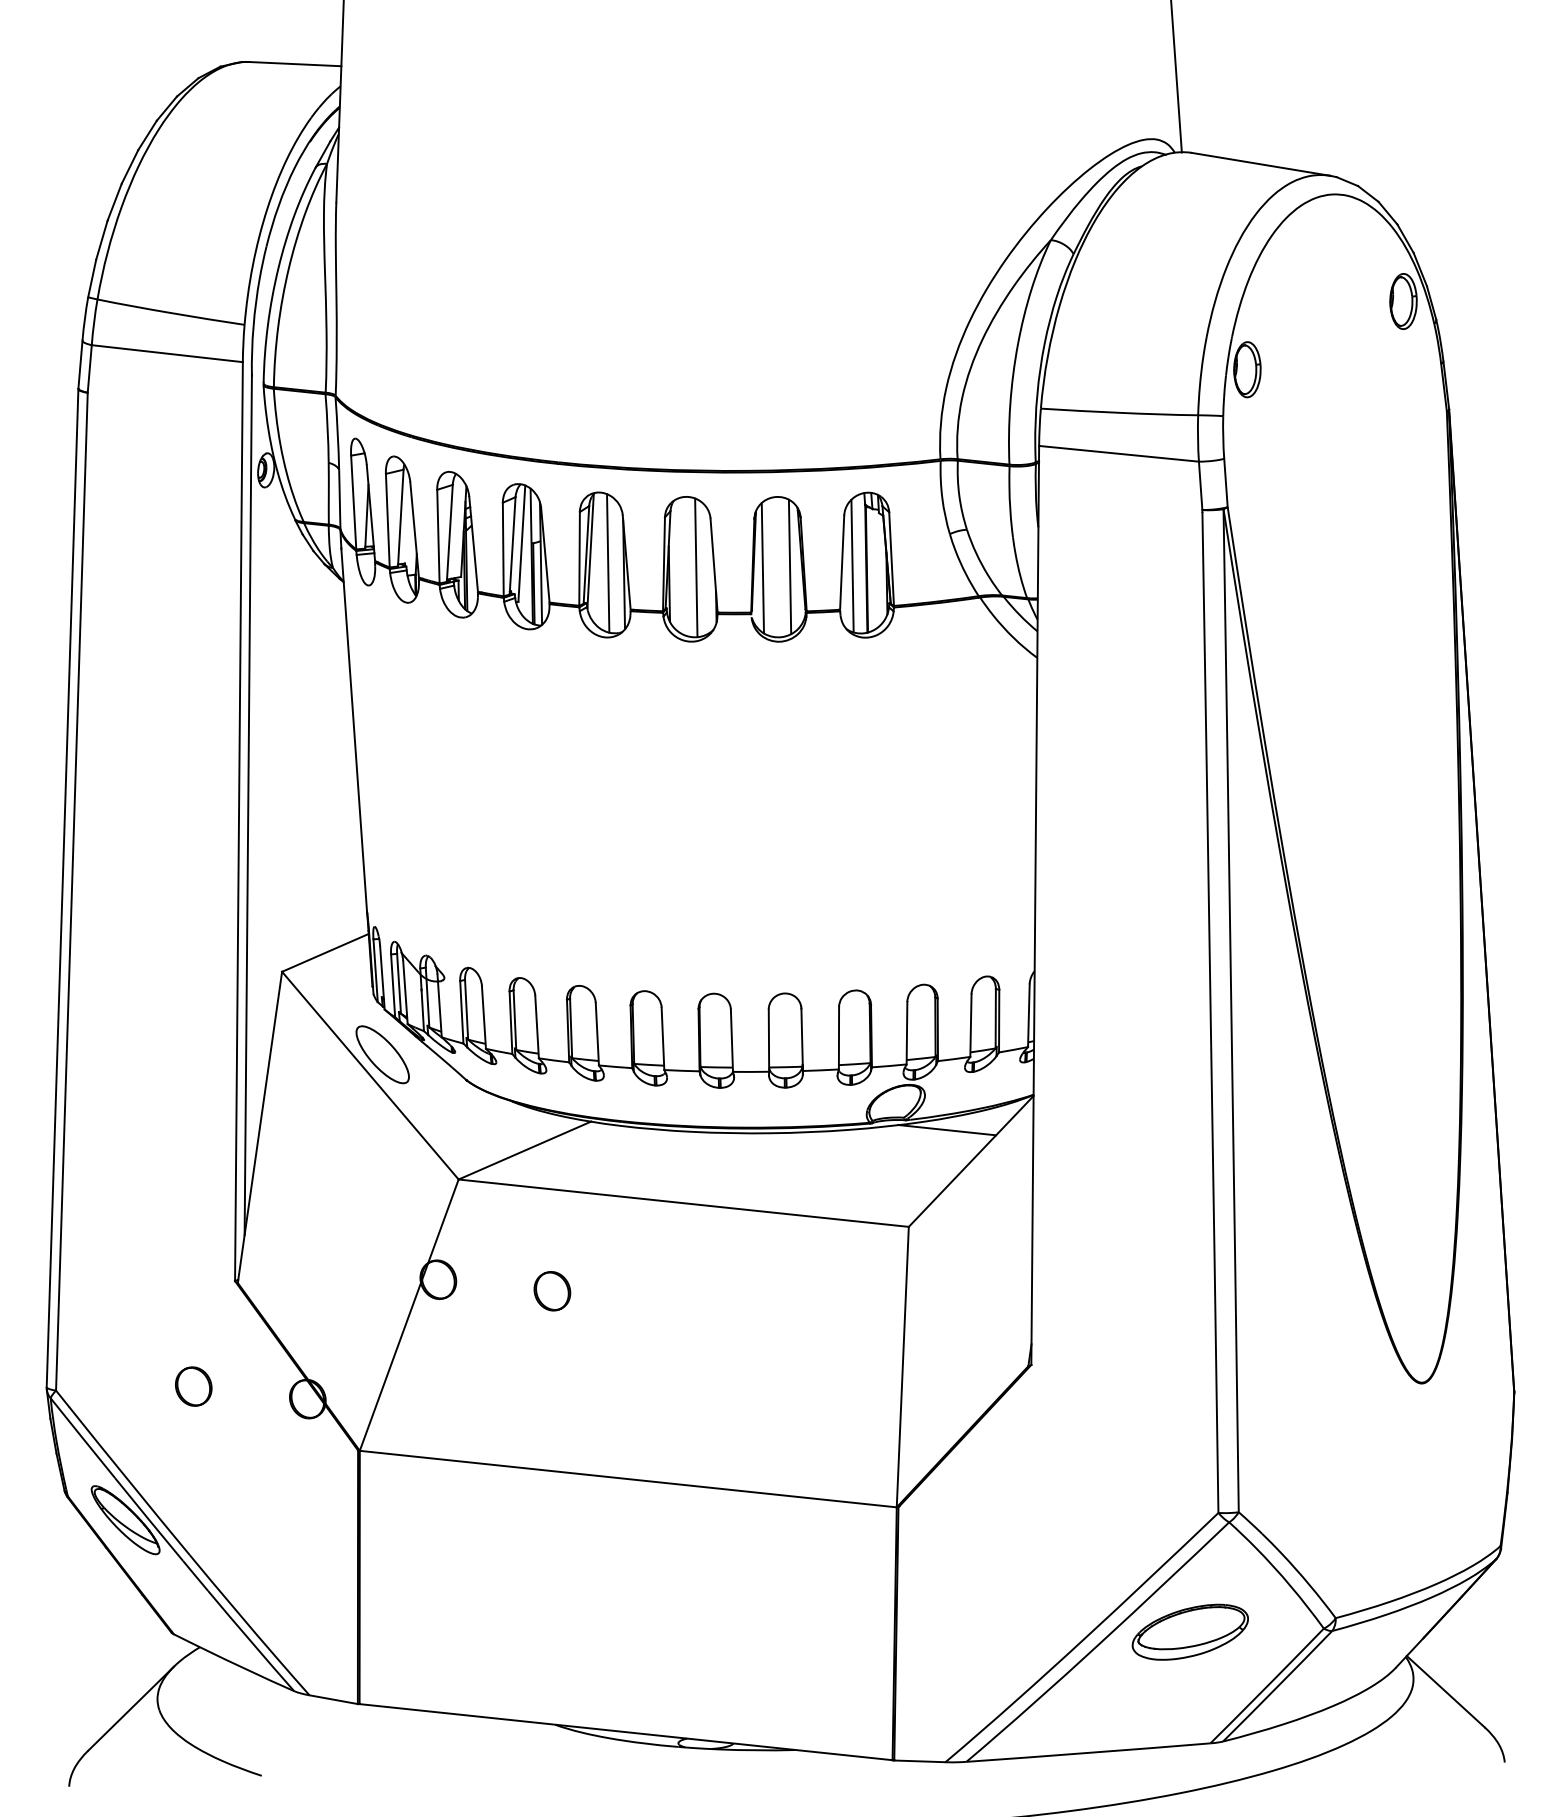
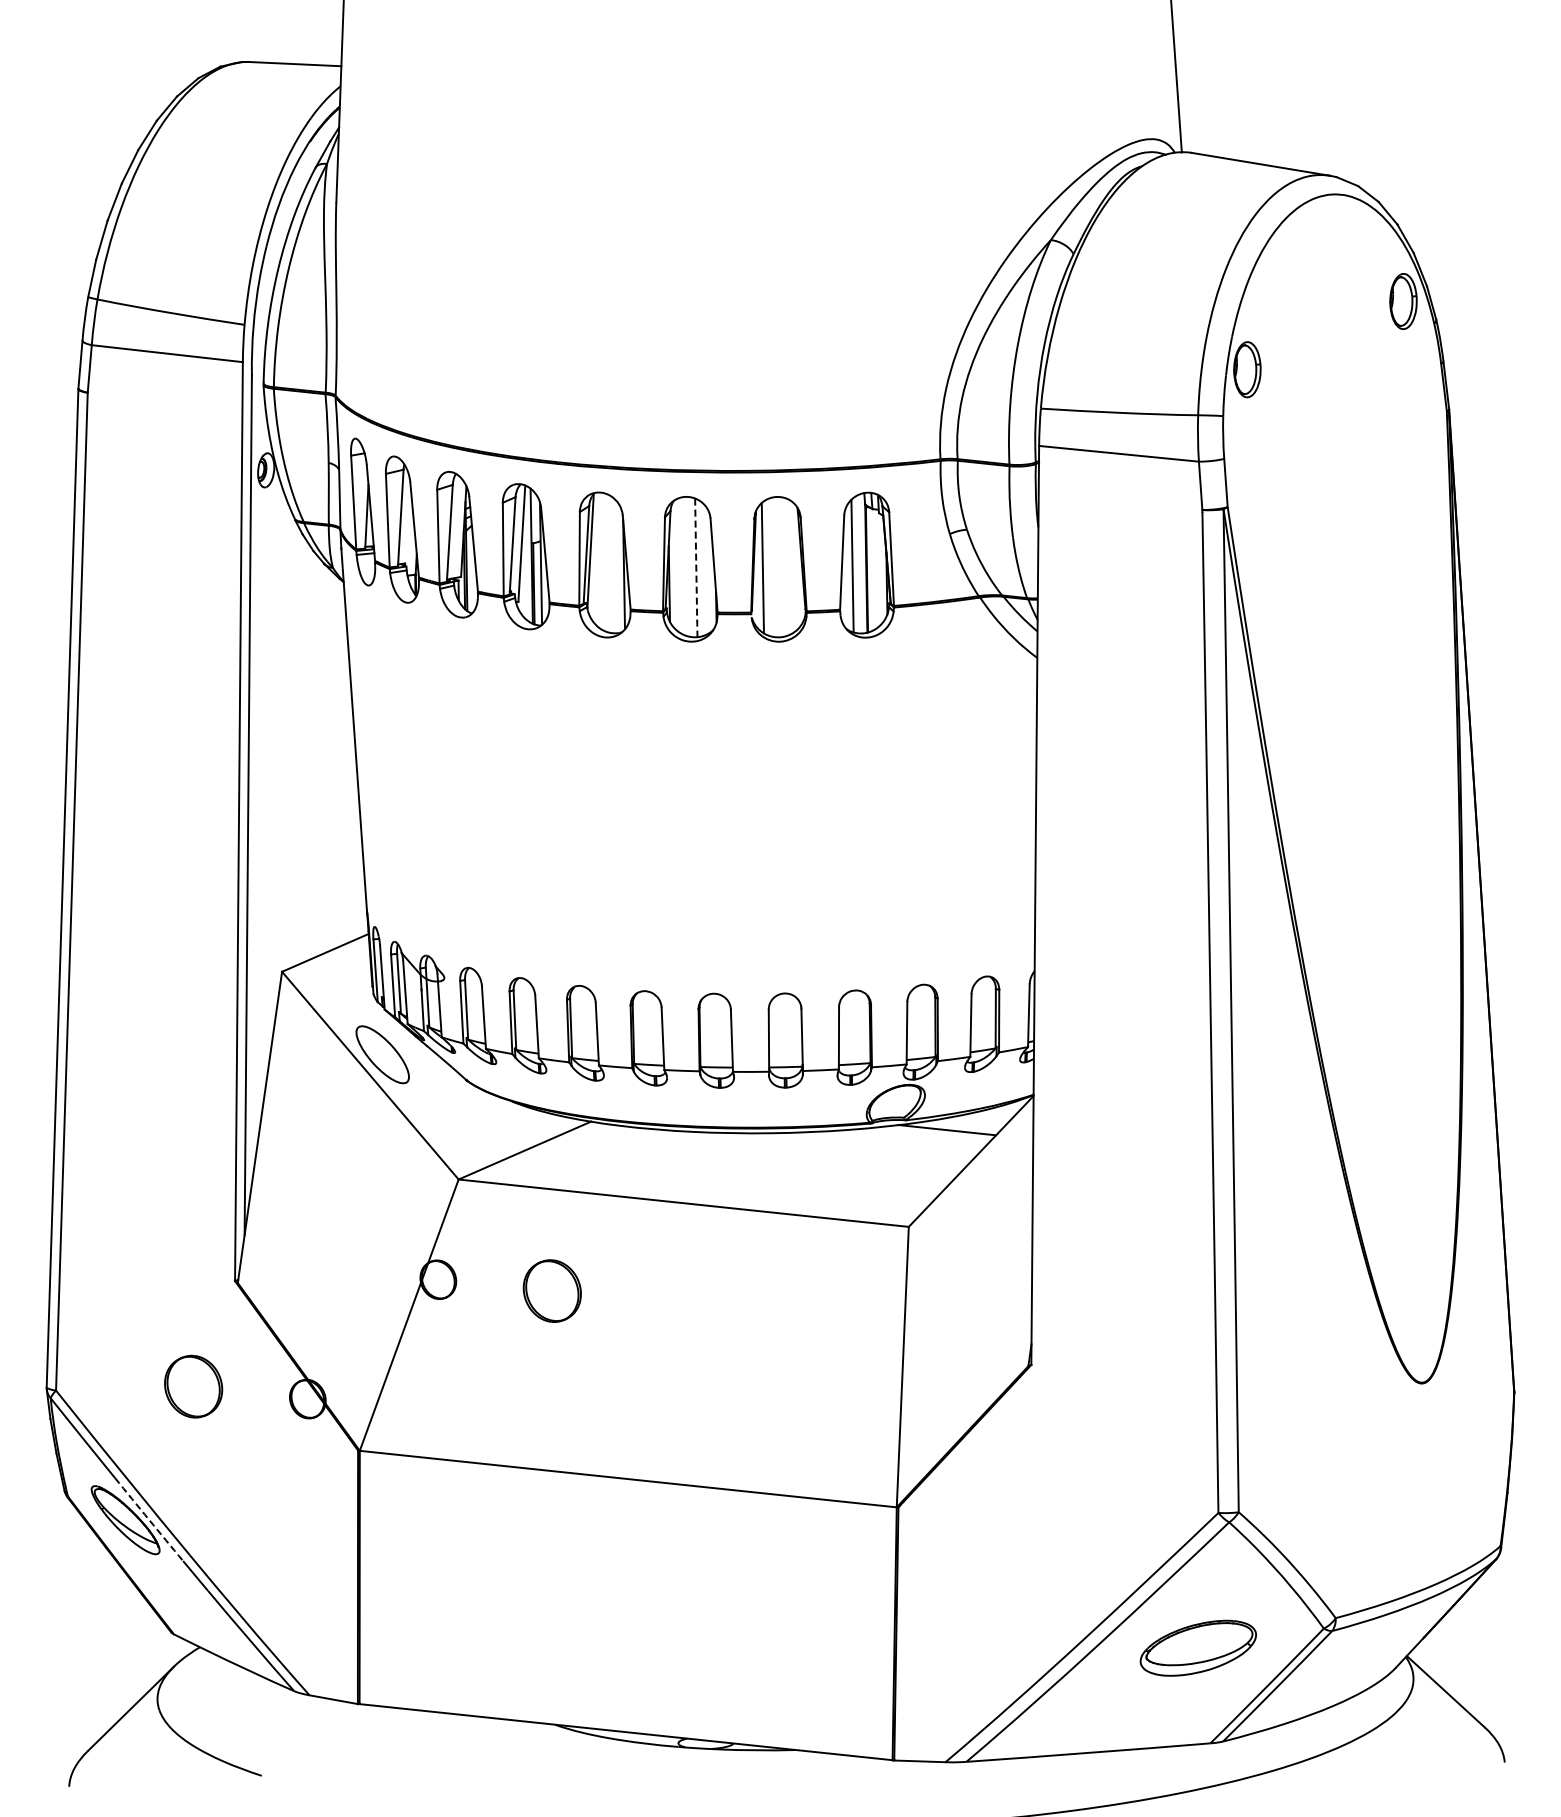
line: present -> none (608, 563)
line: present -> none (789, 566)
line: solid -> dashed (696, 568)
part size: 39x41 px -> 60x64 px (551, 1290)
part size: 38x41 px -> 60x65 px (193, 1386)
arc: solid -> dashed (149, 1519)
part position: (1189, 1631) -> (1197, 1647) (1197, 1647)
